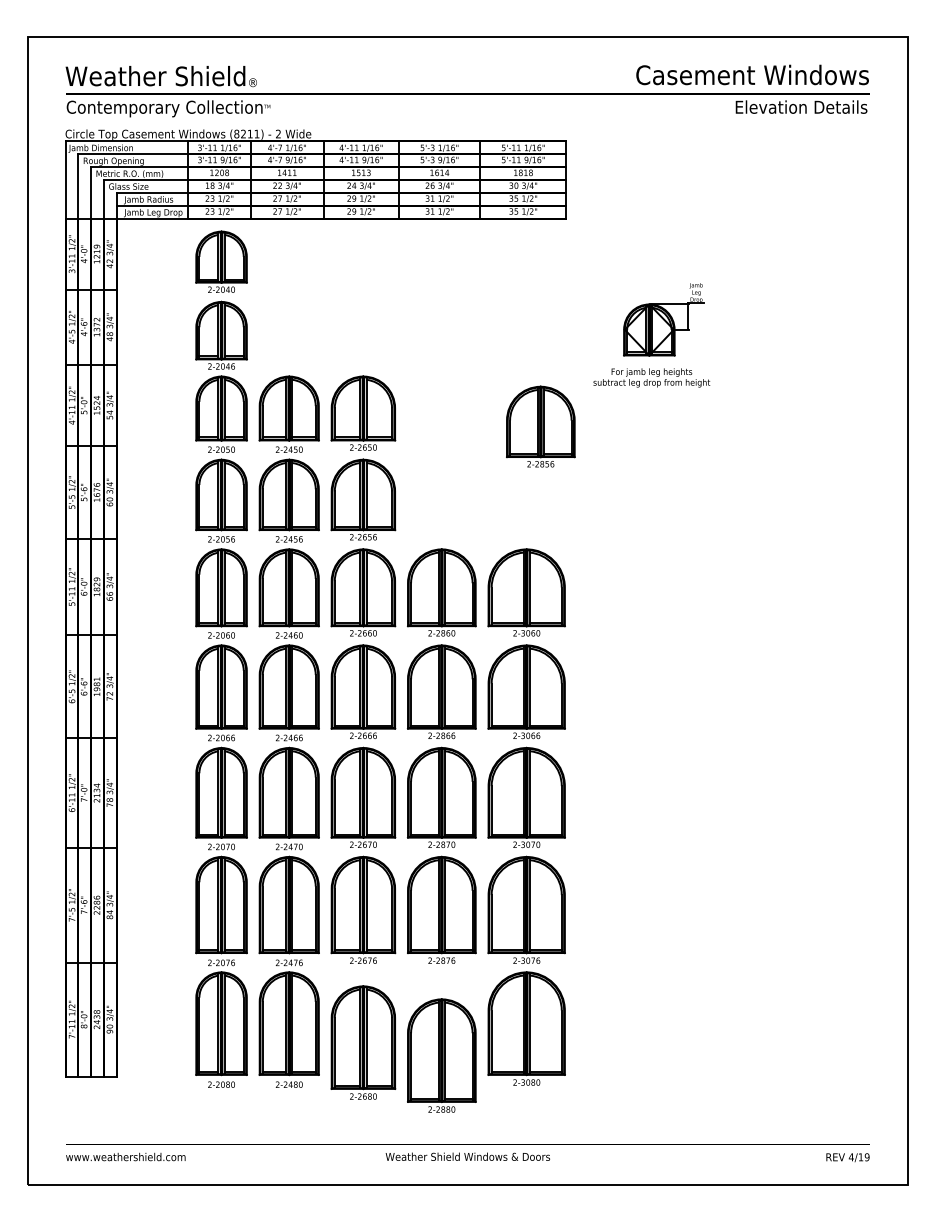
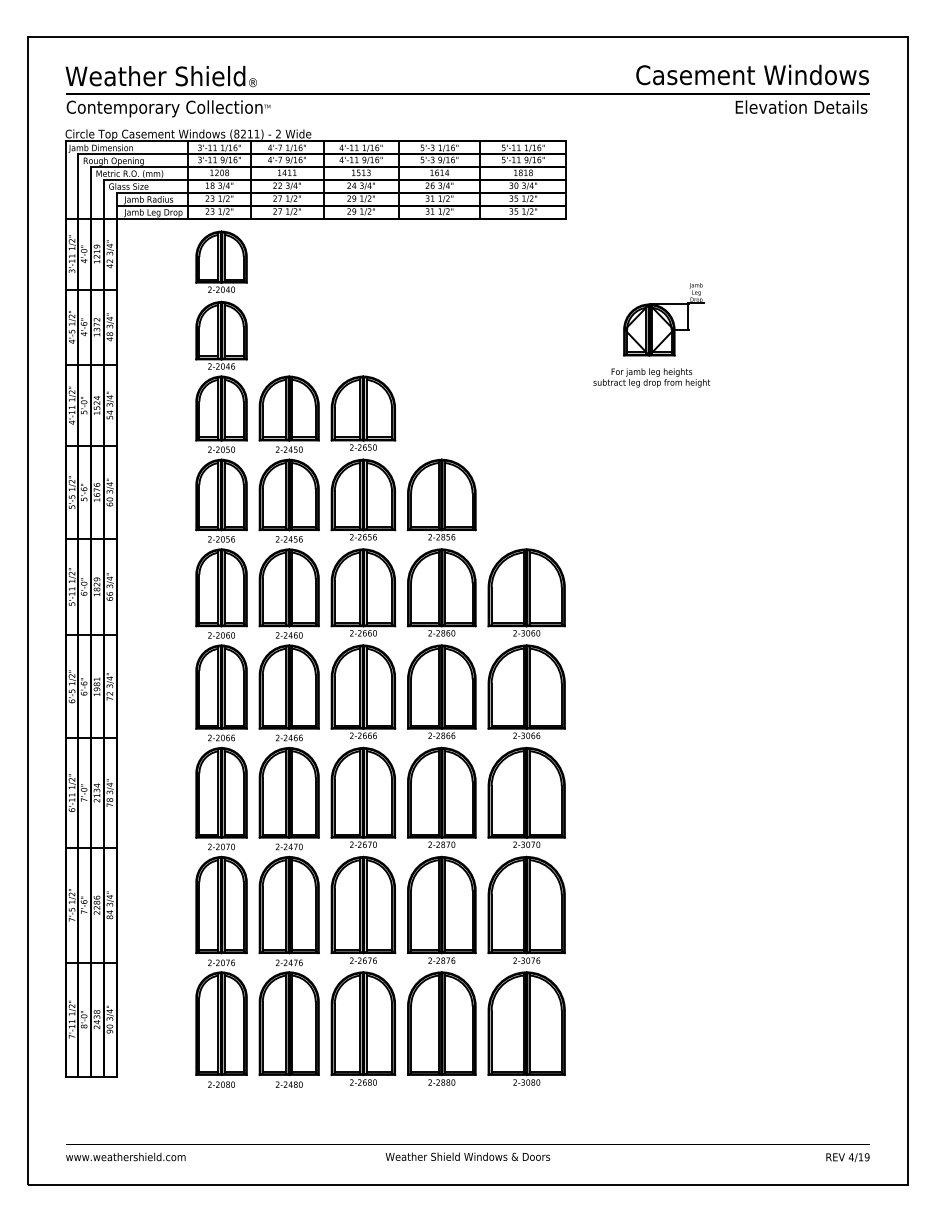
part position: (540, 426) -> (441, 499) (441, 499)
part position: (363, 1042) -> (363, 1028) (363, 1028)
part position: (441, 1055) -> (441, 1028) (441, 1028)
